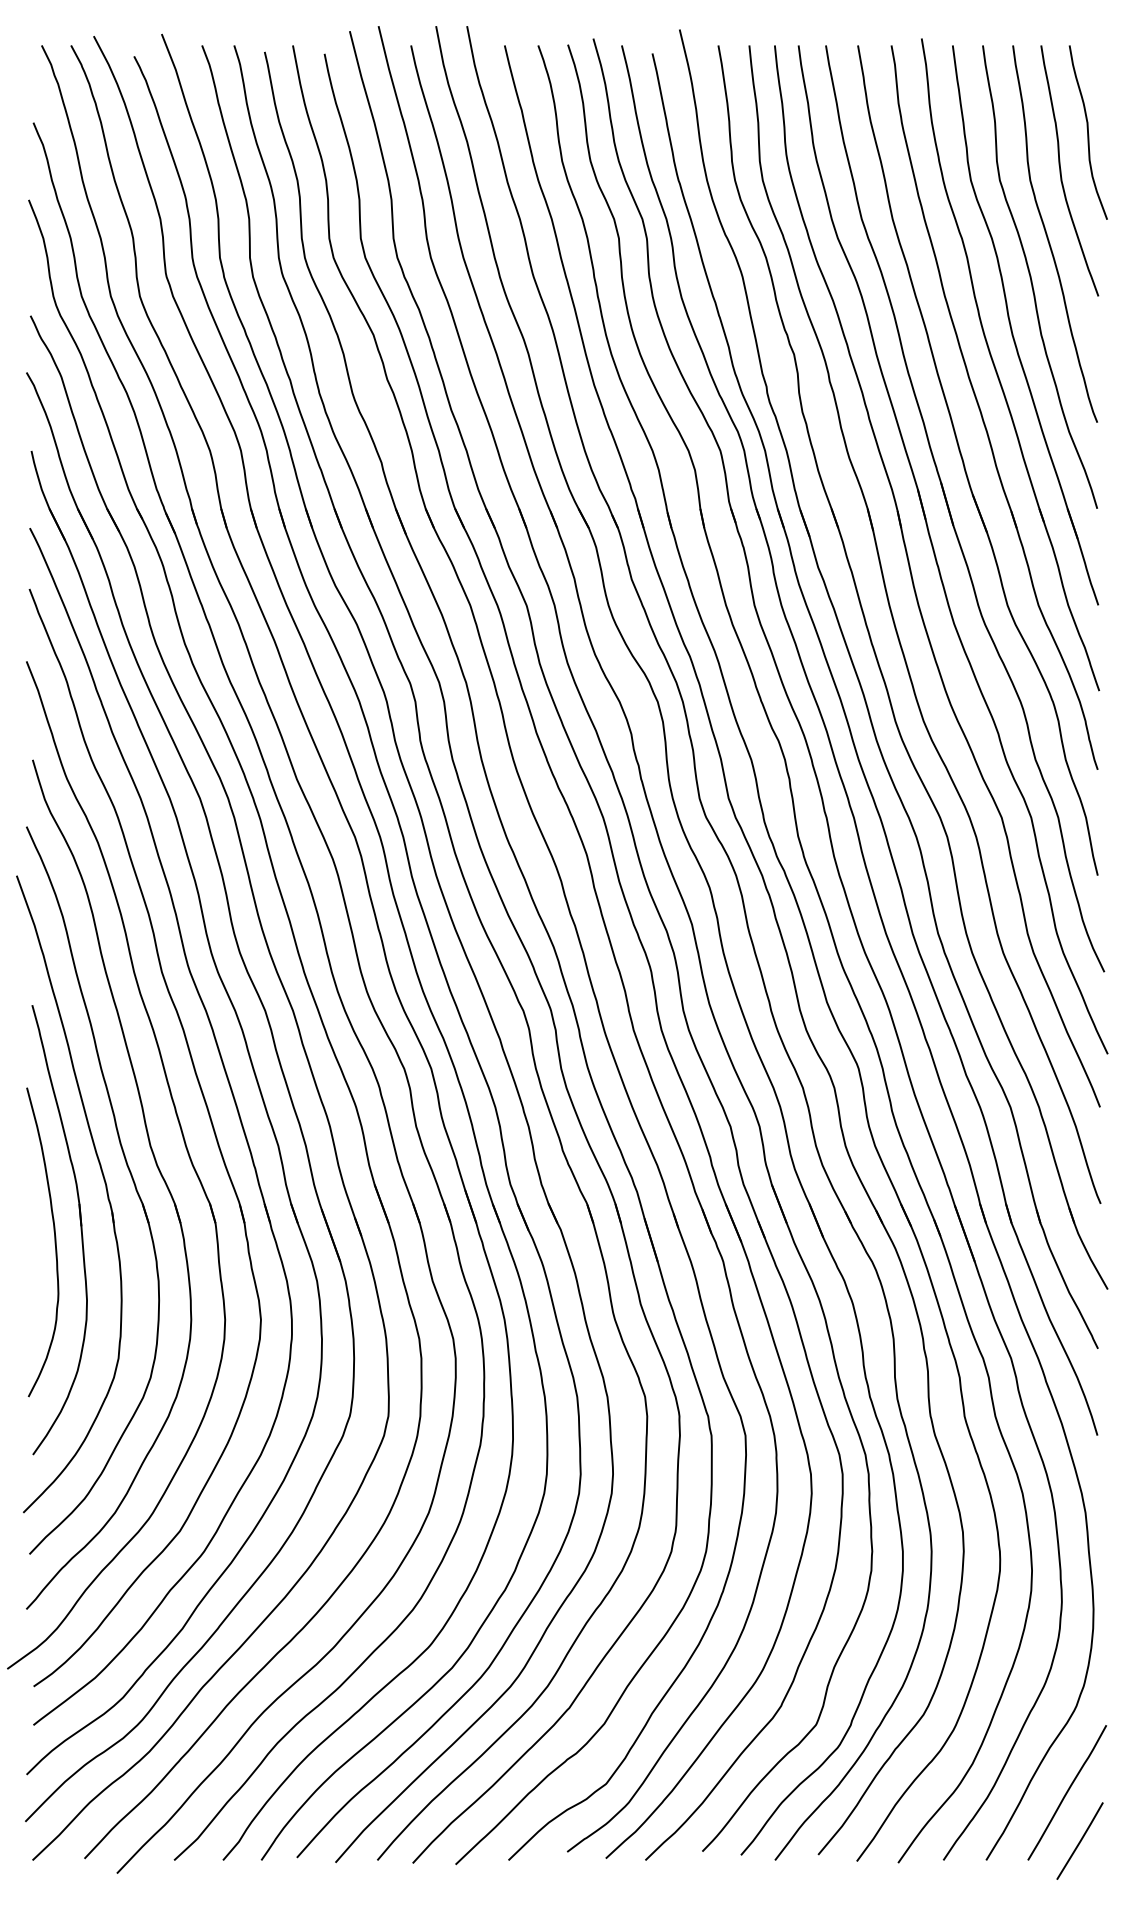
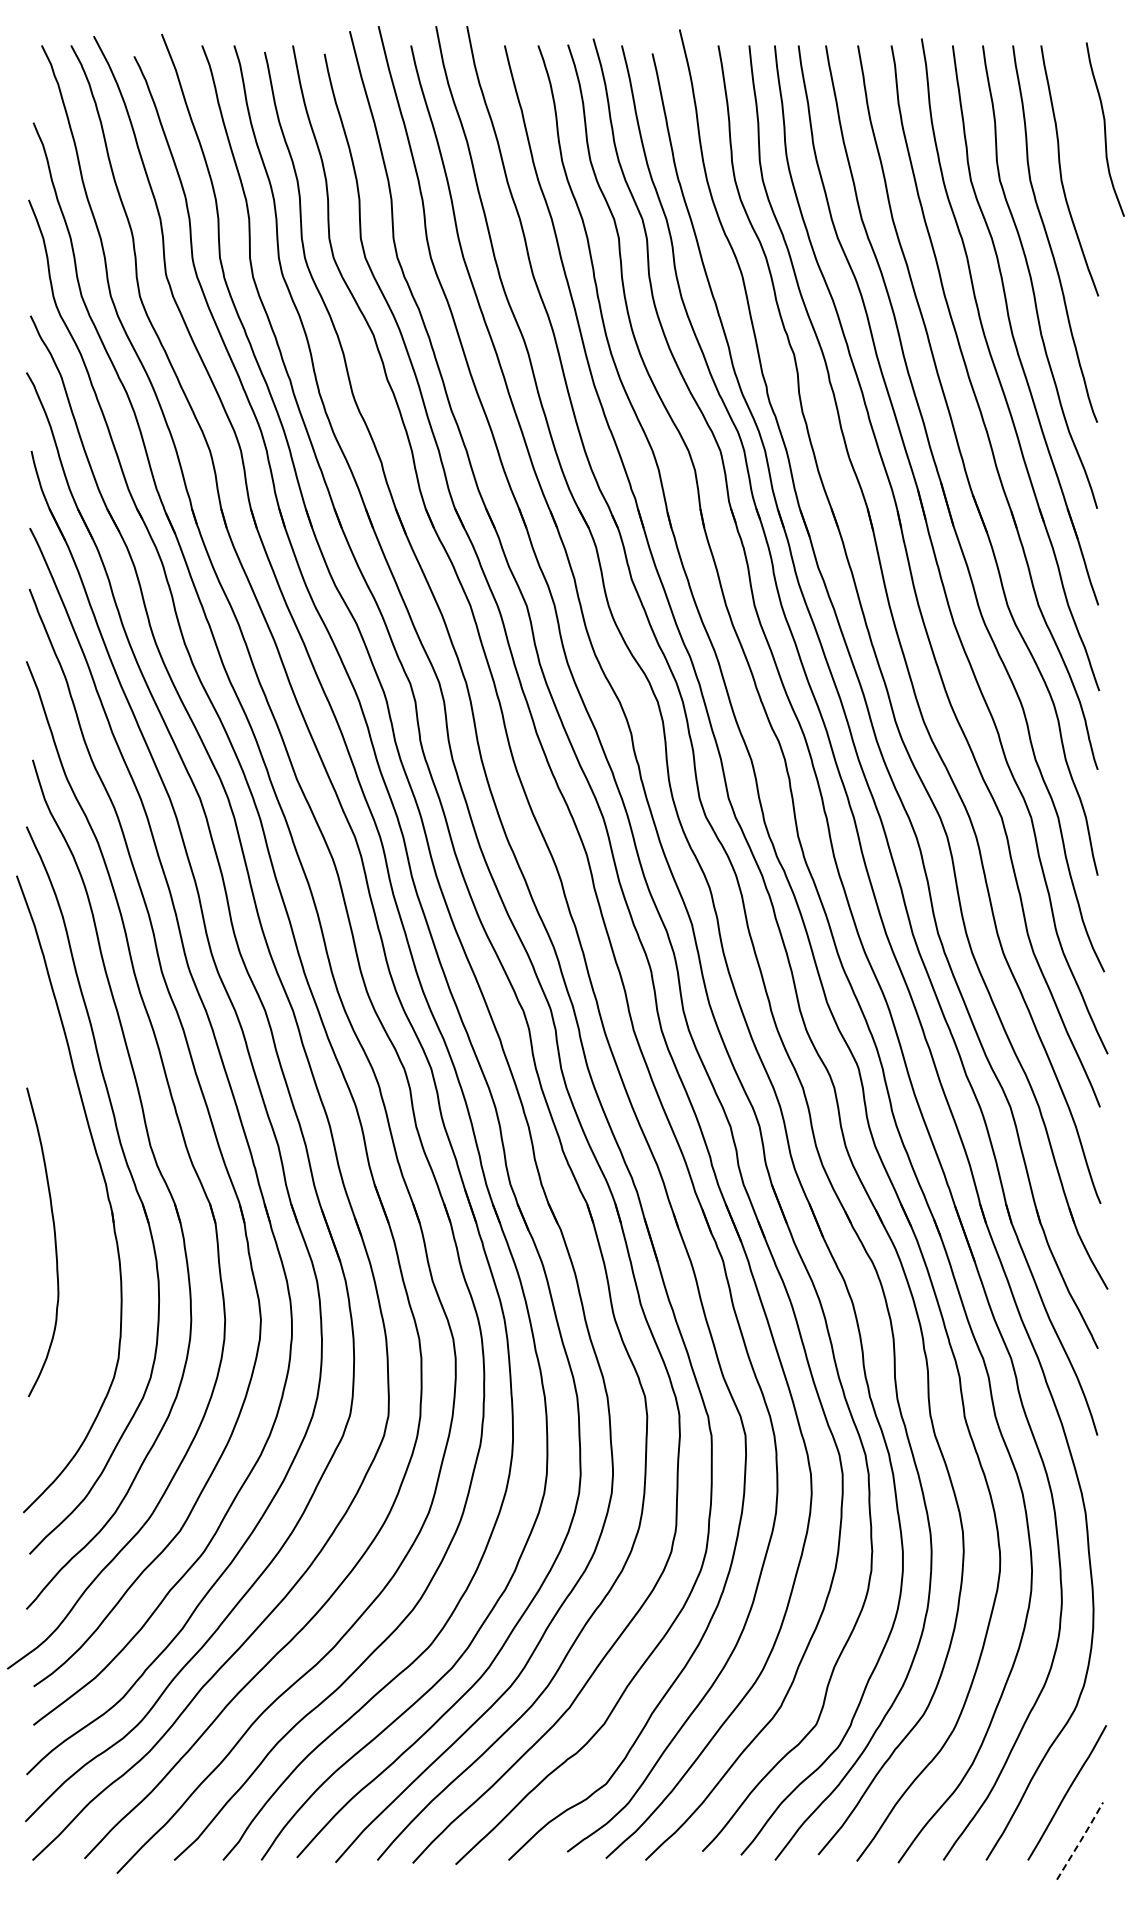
curve position: (1087, 132) -> (1104, 129) (1104, 129)
part: present -> none (80, 1230)
line: solid -> dashed (1080, 1841)
